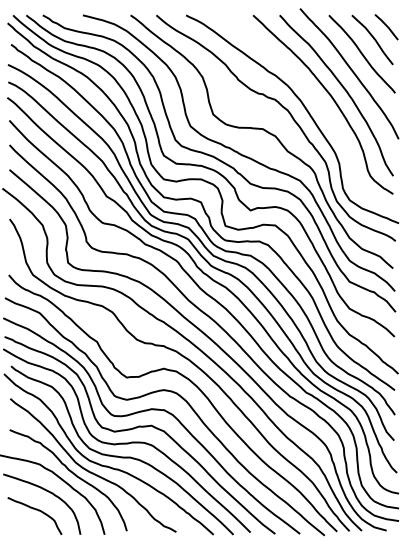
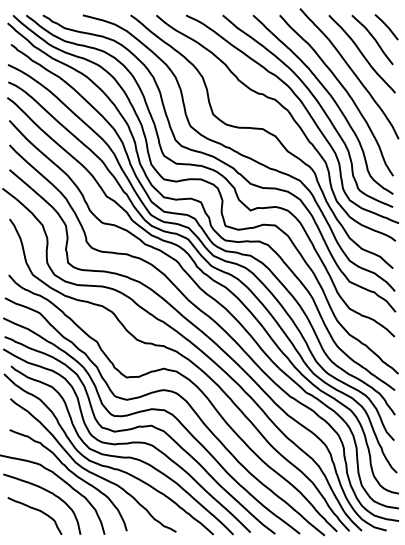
curve: none -> present (317, 103)
